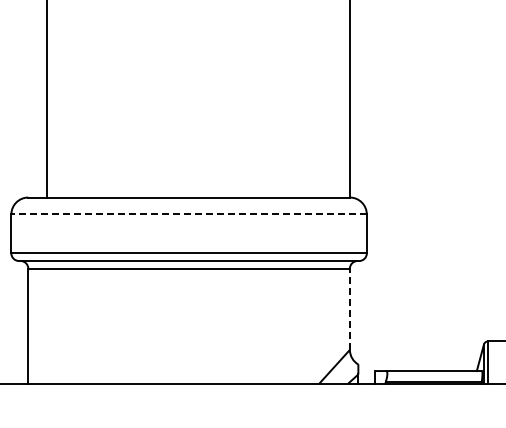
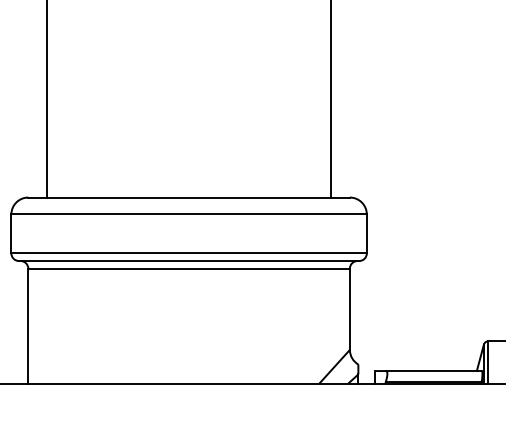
line position: (350, 99) -> (331, 99) (331, 99)
line: dashed -> solid (189, 214)
line: dashed -> solid (349, 309)
